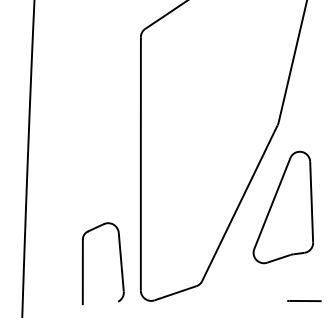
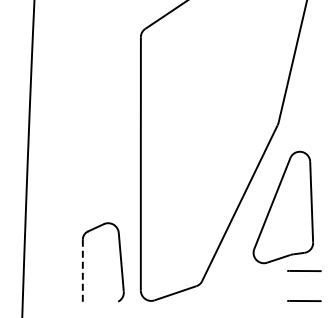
line: none -> present (304, 270)
line: solid -> dashed (82, 272)
